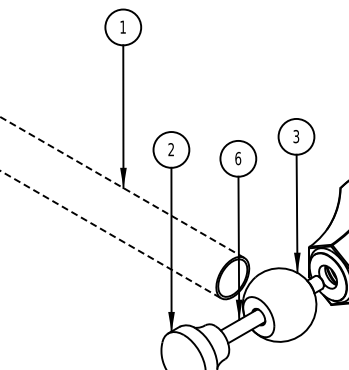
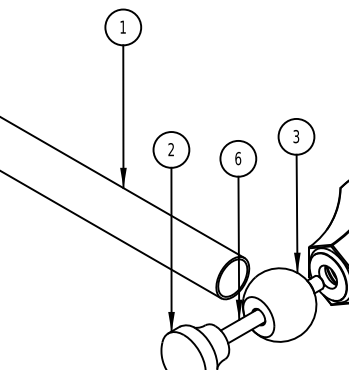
line: dashed -> solid (122, 187)
line: dashed -> solid (111, 234)
